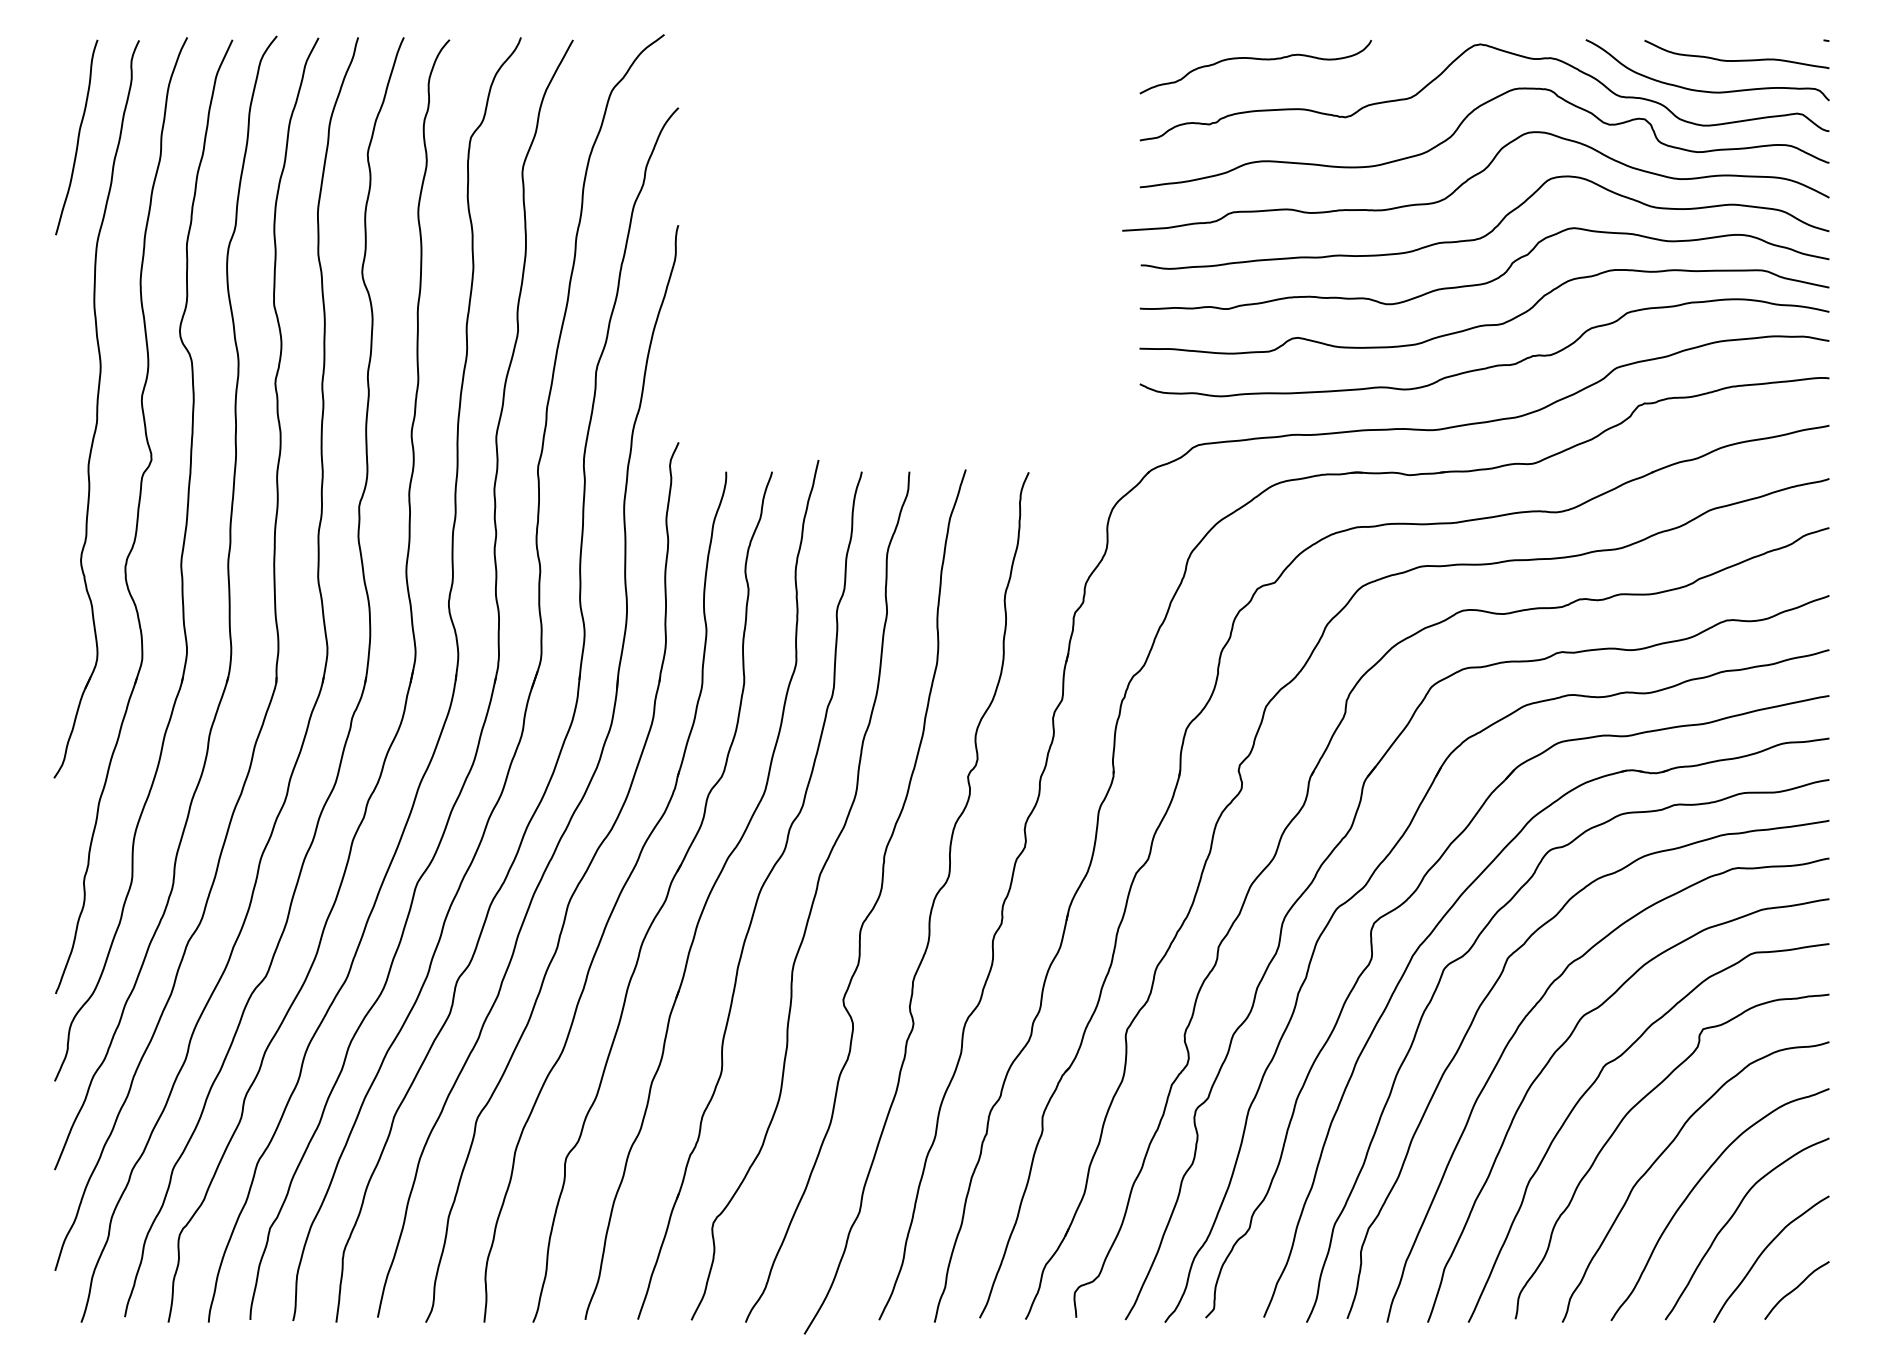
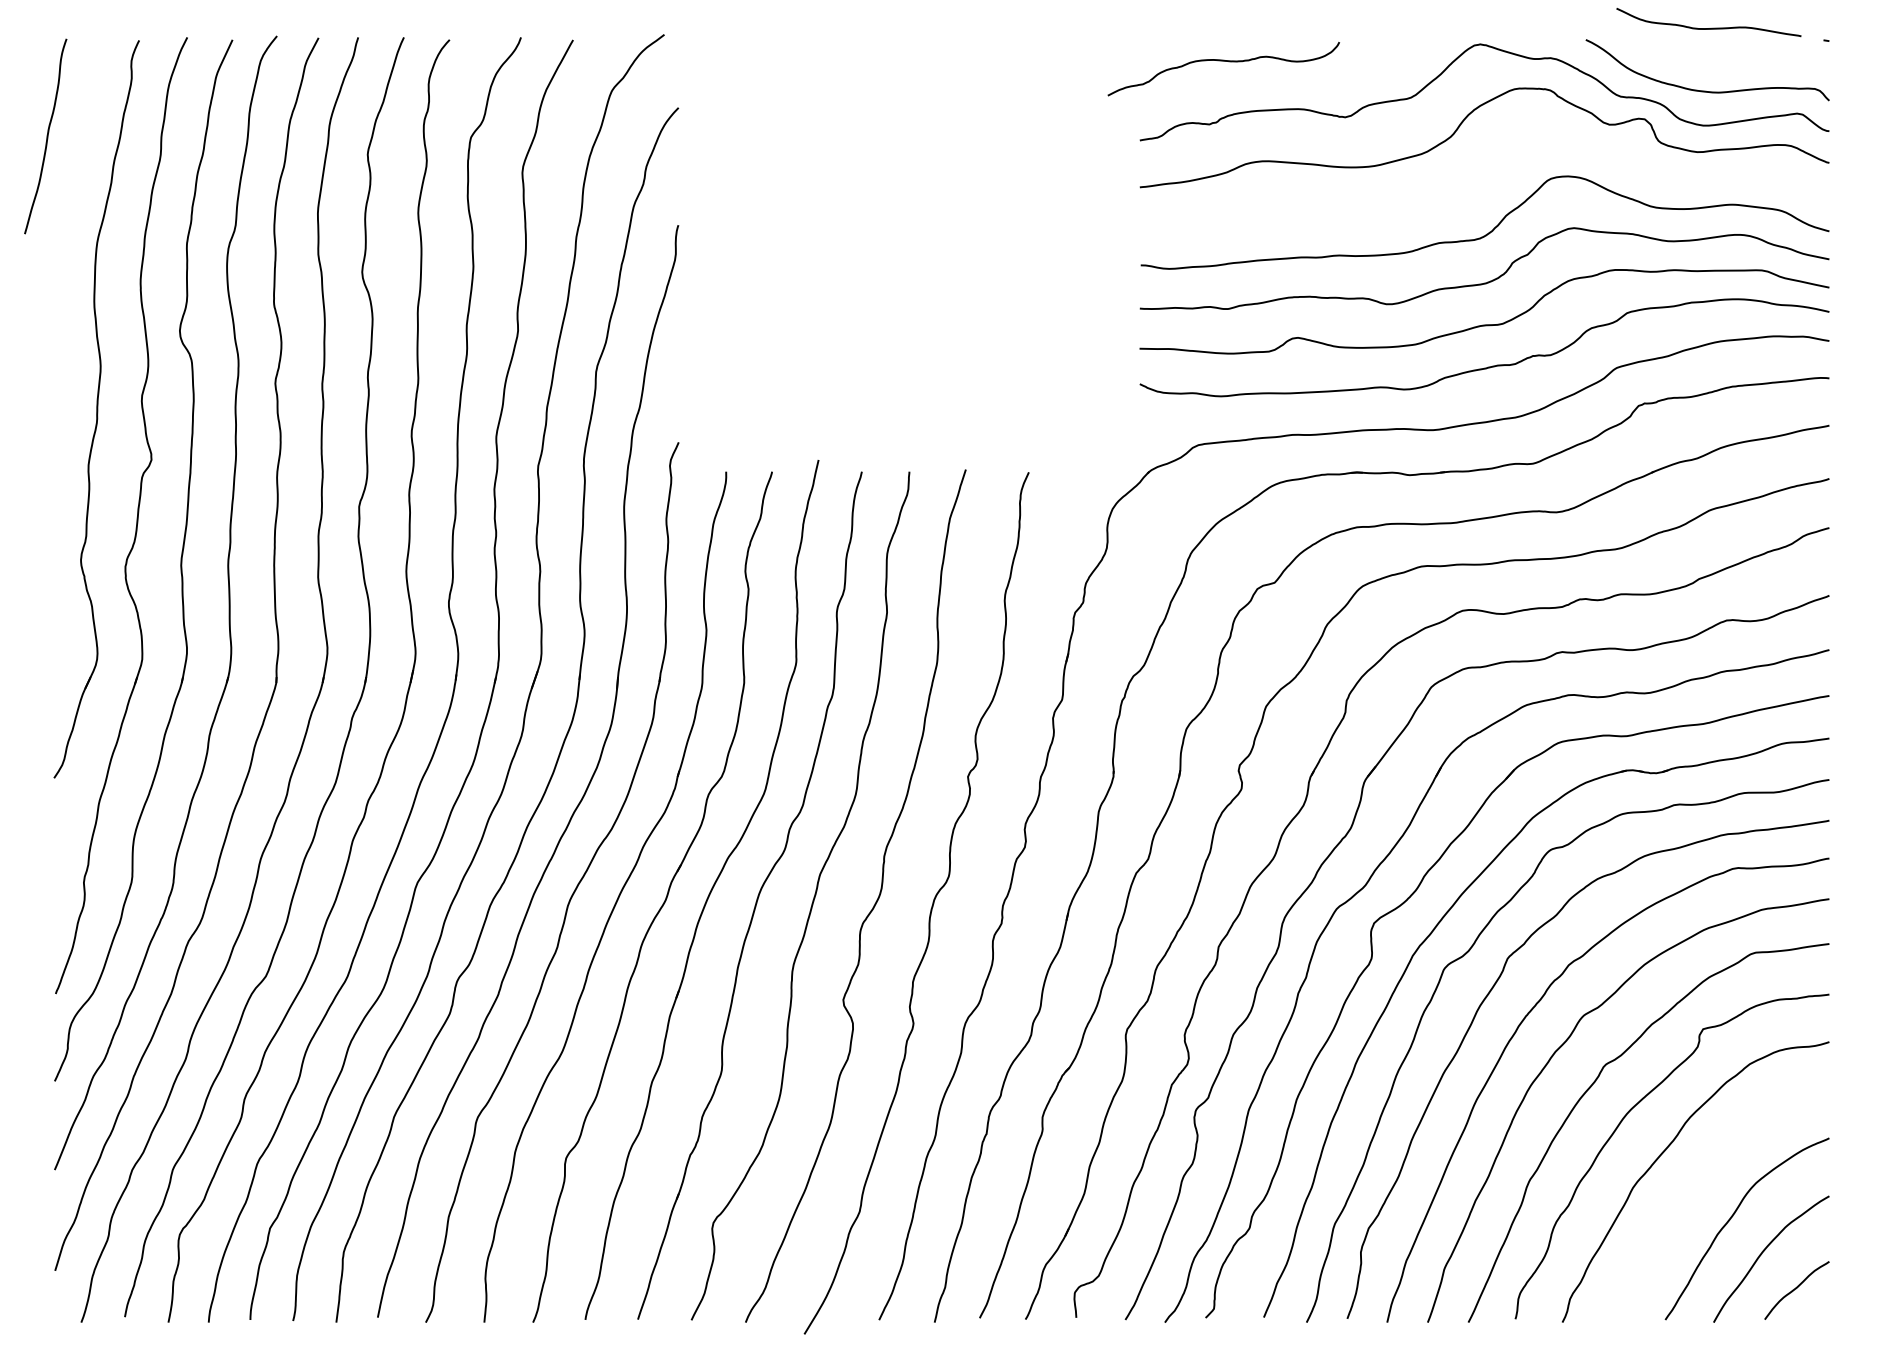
curve position: (1255, 59) -> (1223, 61) (1223, 61)
curve position: (1739, 59) -> (1711, 27) (1711, 27)
curve position: (77, 137) -> (46, 136) (46, 136)
curve: present -> none (1473, 177)
curve: present -> none (1696, 1186)
